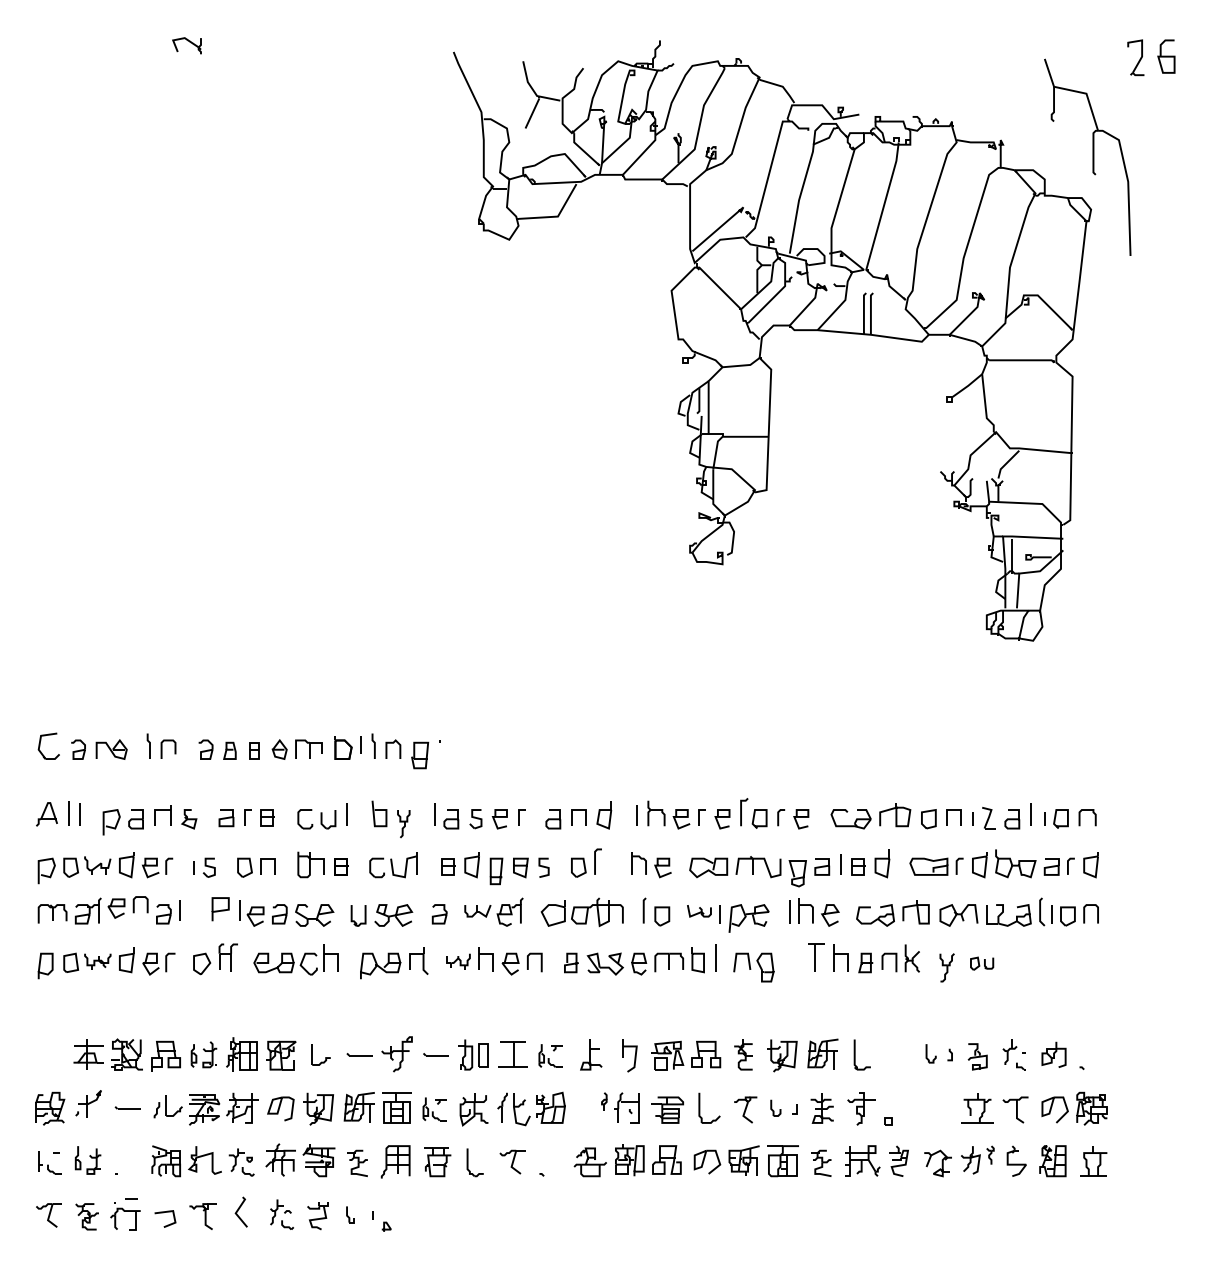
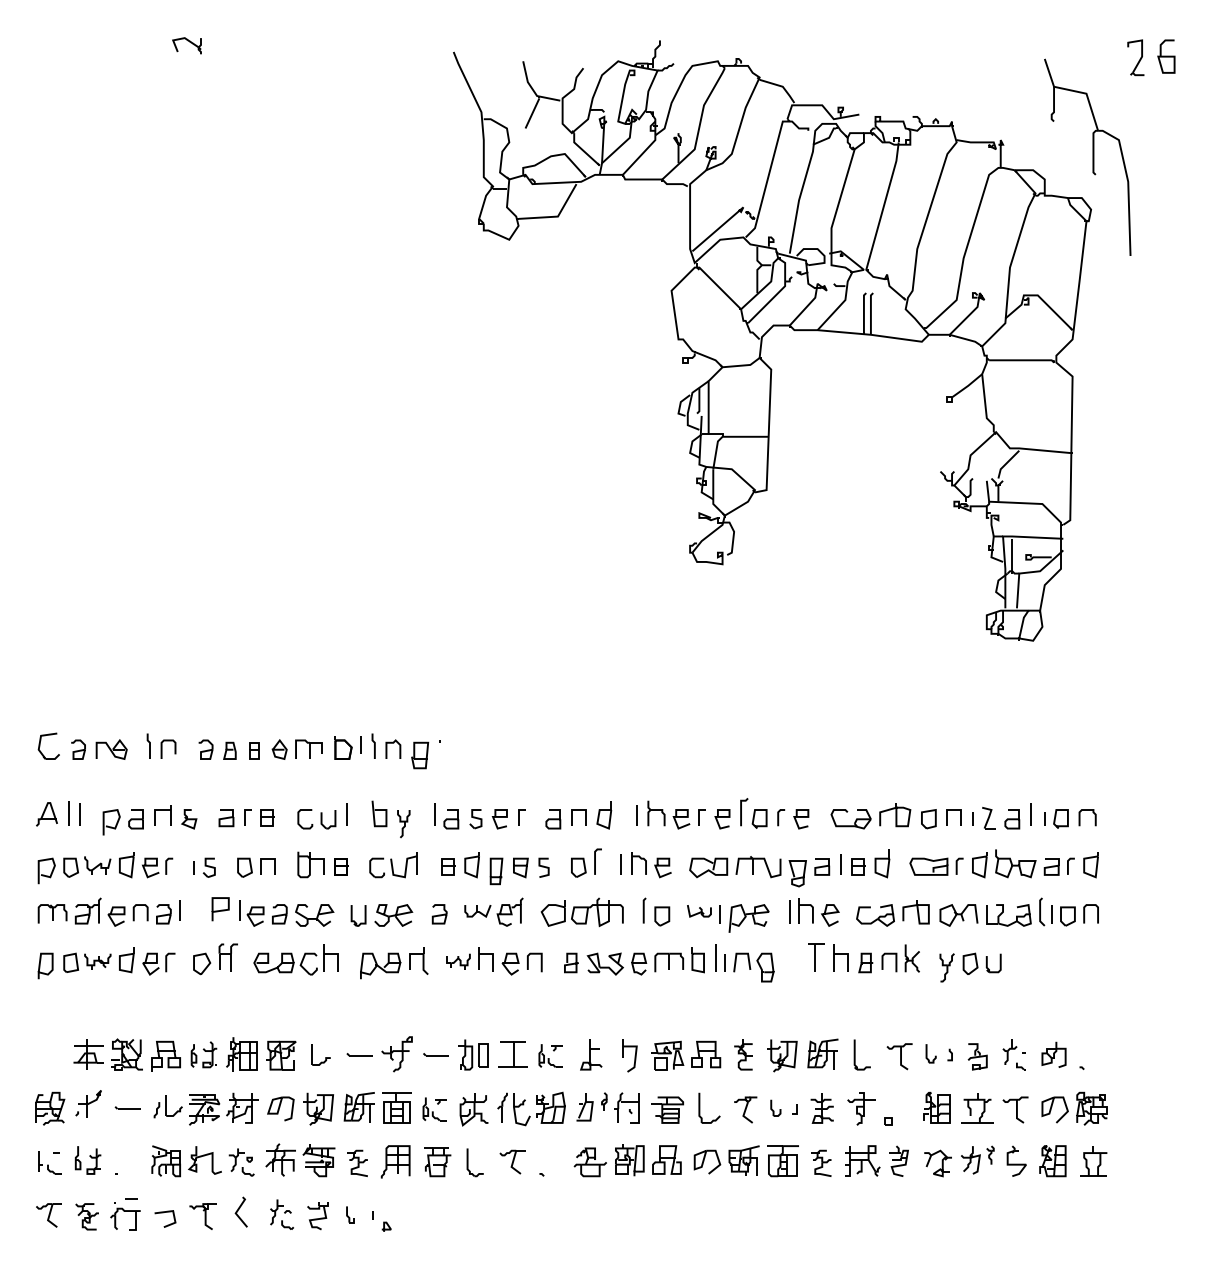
line: none -> present (620, 864)
part position: (127, 907) -> (127, 915) (127, 915)
line: none -> present (724, 962)
part size: 25x15 px -> 40x23 px (981, 963)
part: none -> present (899, 1056)
part: none -> present (584, 1107)
part: none -> present (936, 1107)
